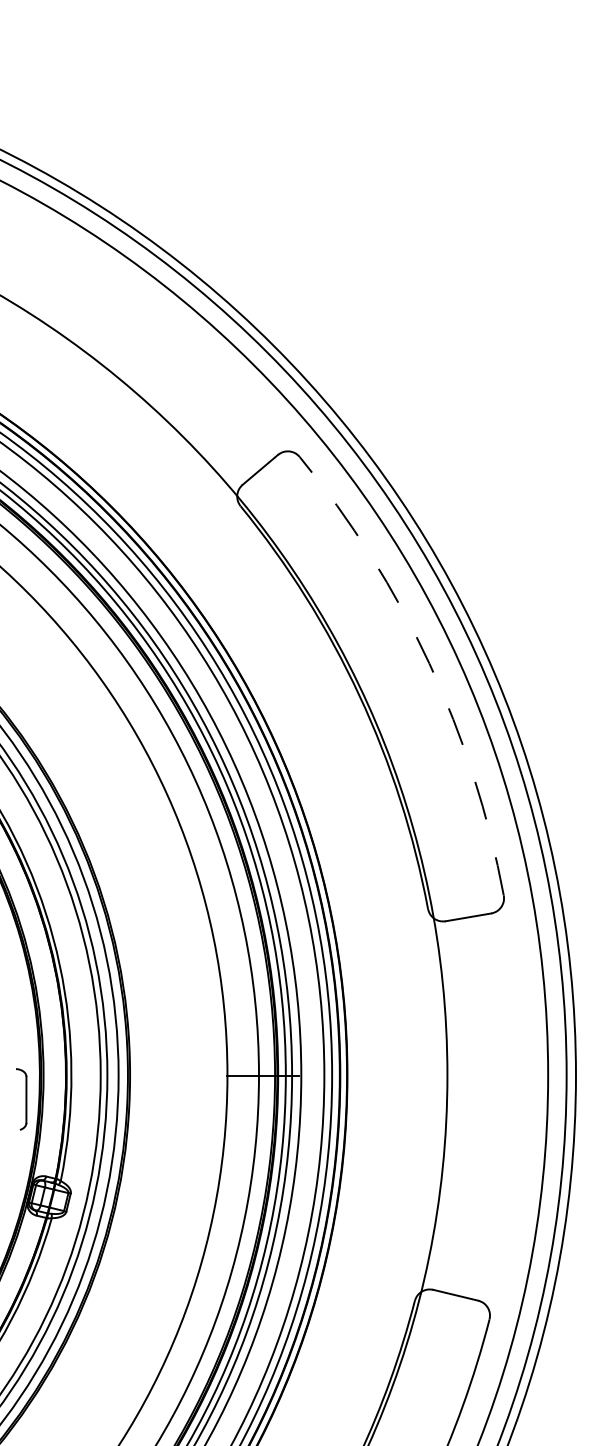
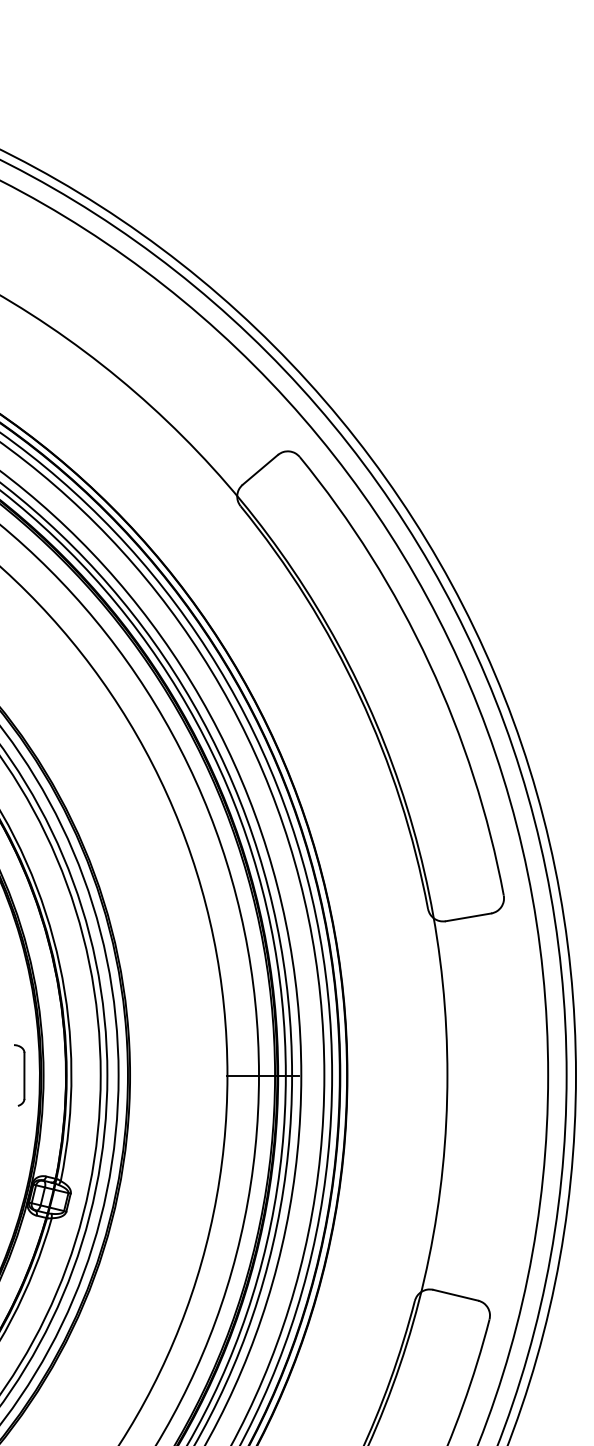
arc: dashed -> solid (429, 663)
part position: (21, 1099) -> (19, 1075) (19, 1075)
